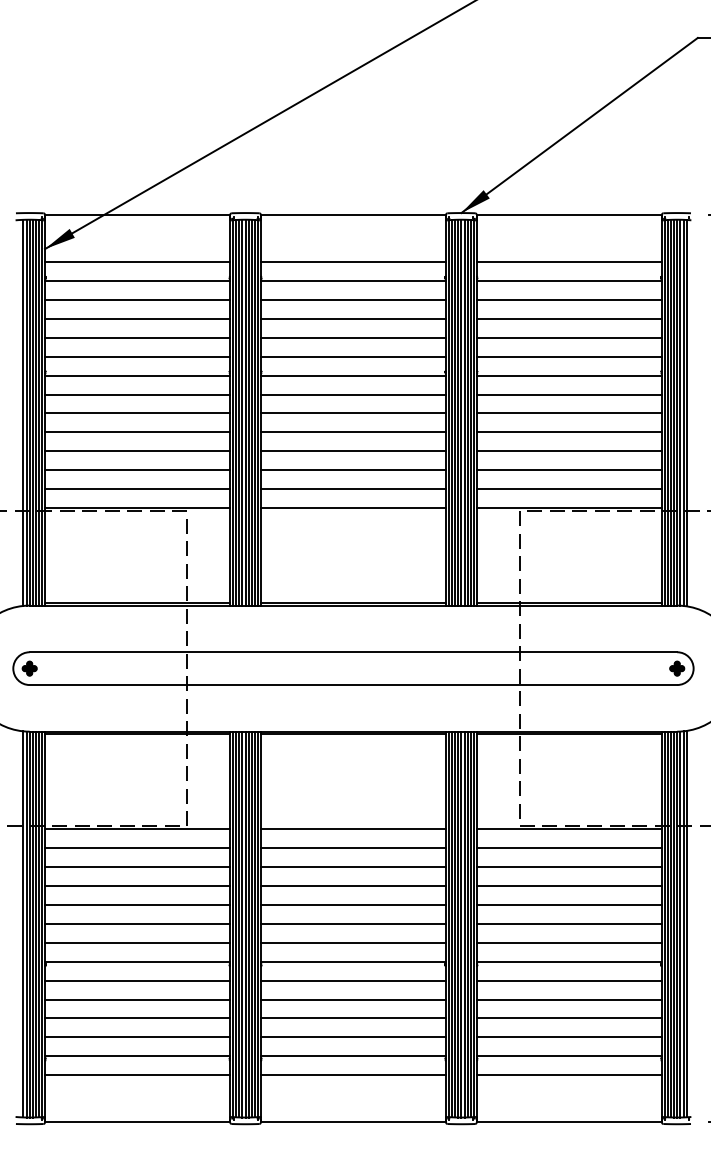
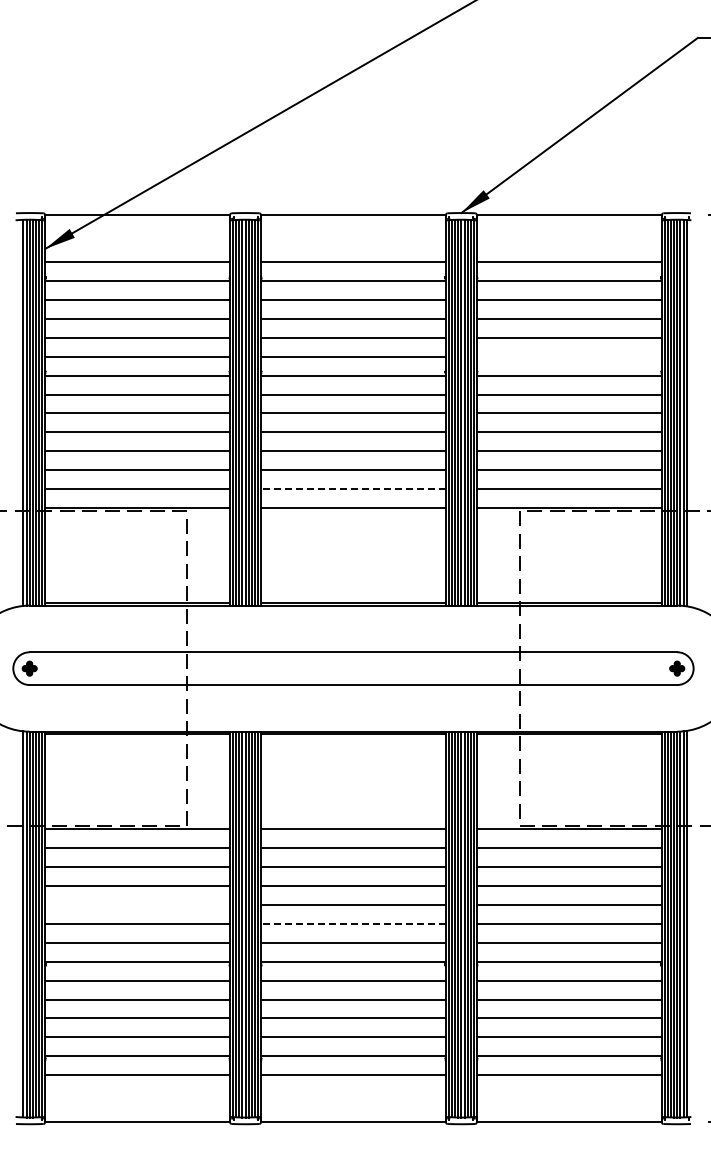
line: present -> none (568, 356)
line: solid -> dashed (353, 489)
line: present -> none (137, 904)
line: solid -> dashed (353, 923)
